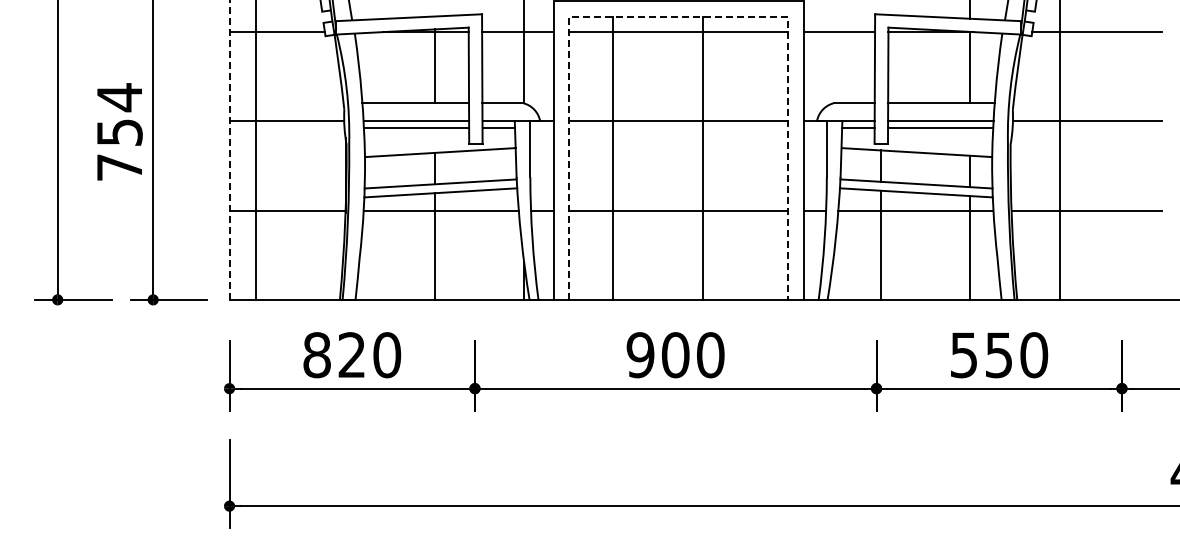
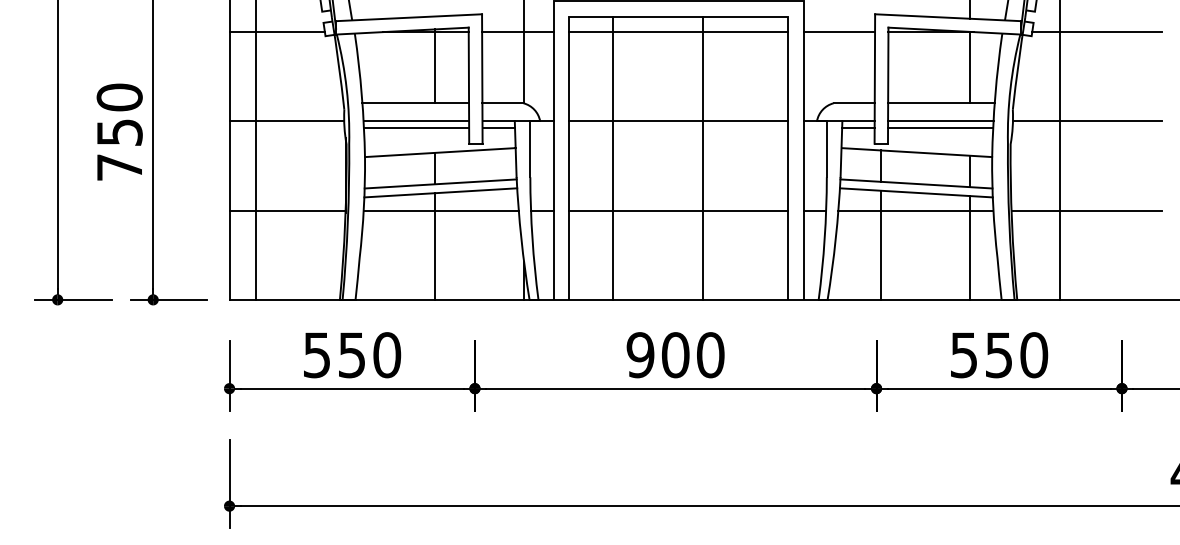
line: dashed -> solid (679, 16)
text: 754 -> 750 (119, 97)
line: dashed -> solid (229, 149)
text: 820 -> 550 (333, 355)
